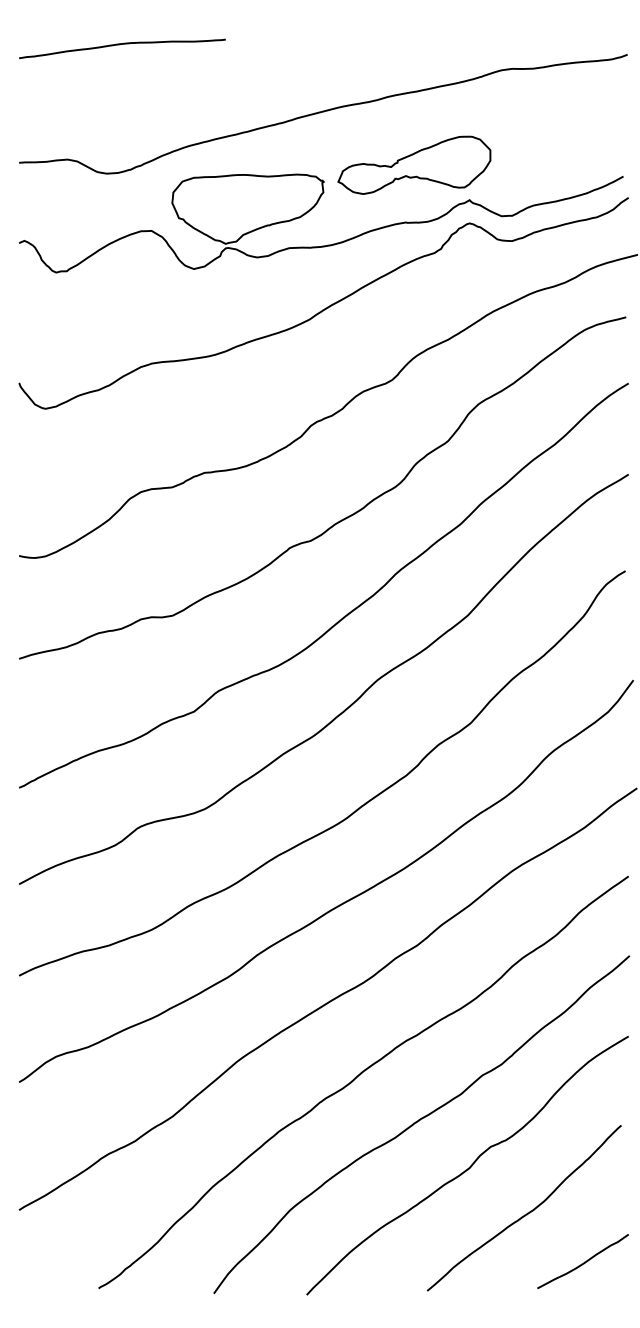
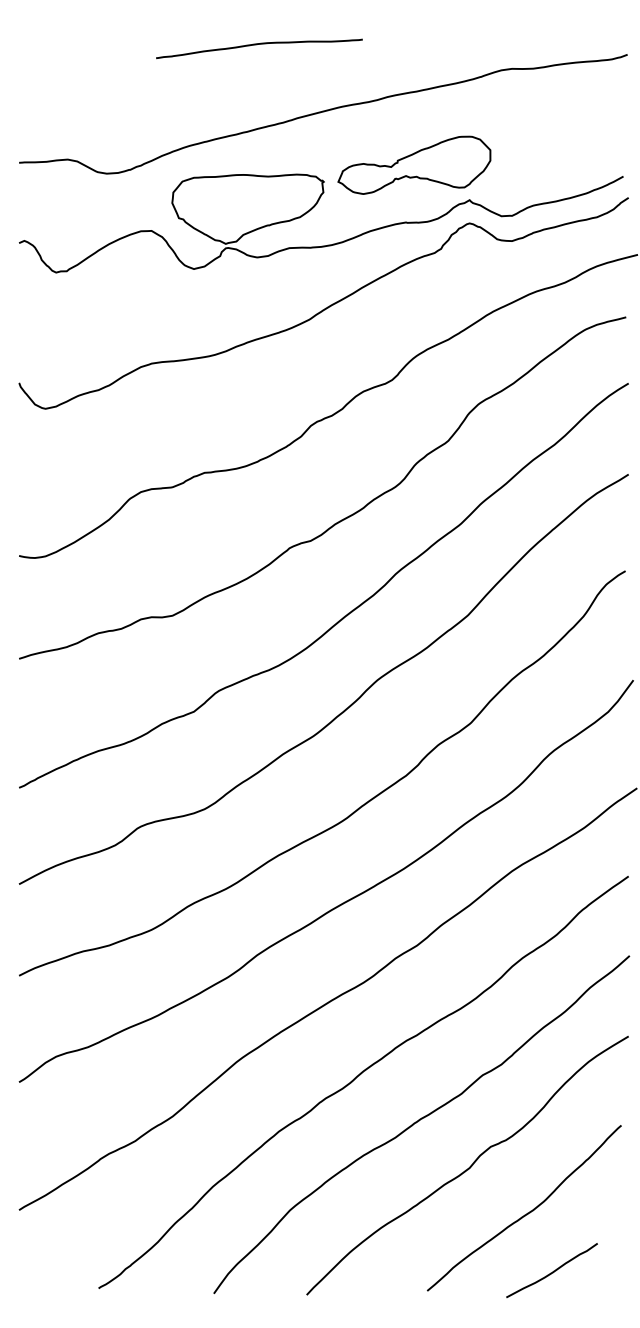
curve position: (122, 44) -> (259, 44) (259, 44)
curve position: (583, 1262) -> (552, 1271) (552, 1271)
